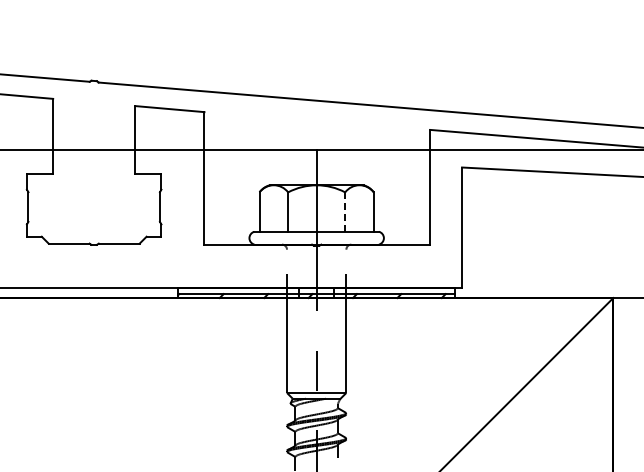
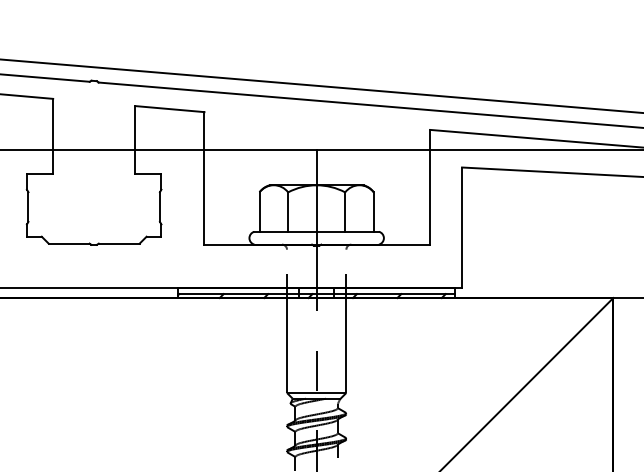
line: none -> present (321, 85)
line: dashed -> solid (345, 212)
